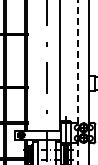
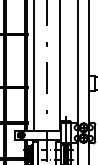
line: none -> present (34, 66)
line: dashed -> solid (78, 82)
